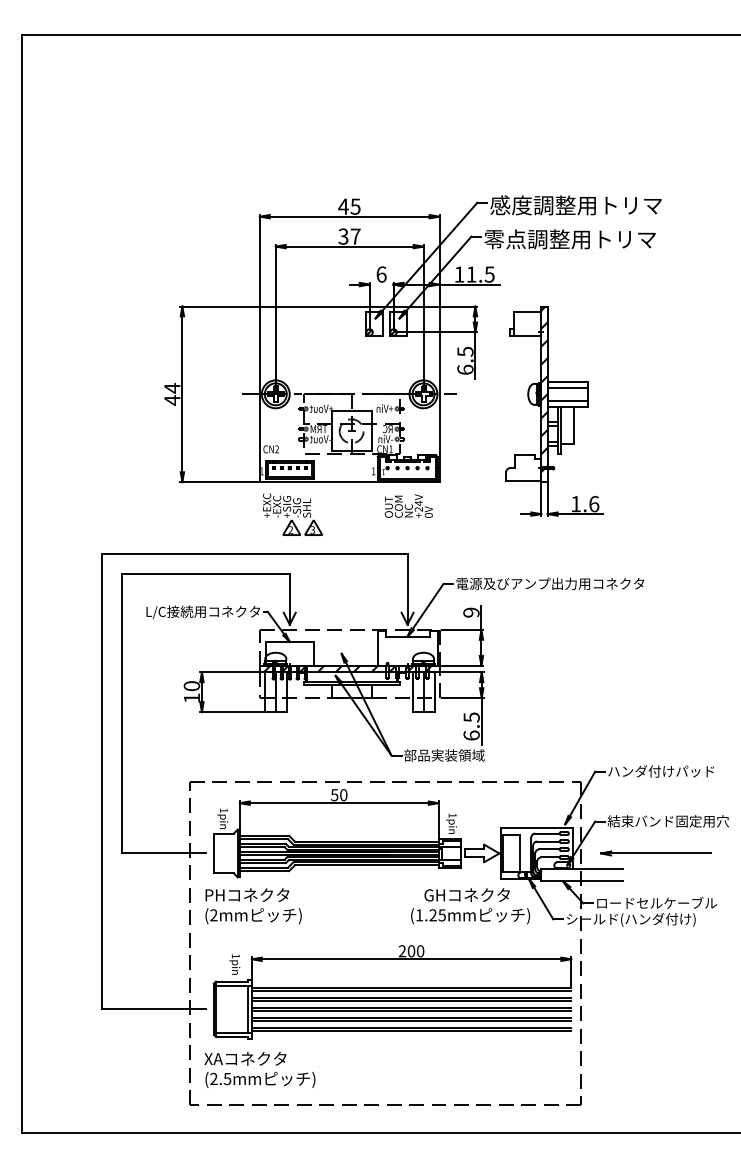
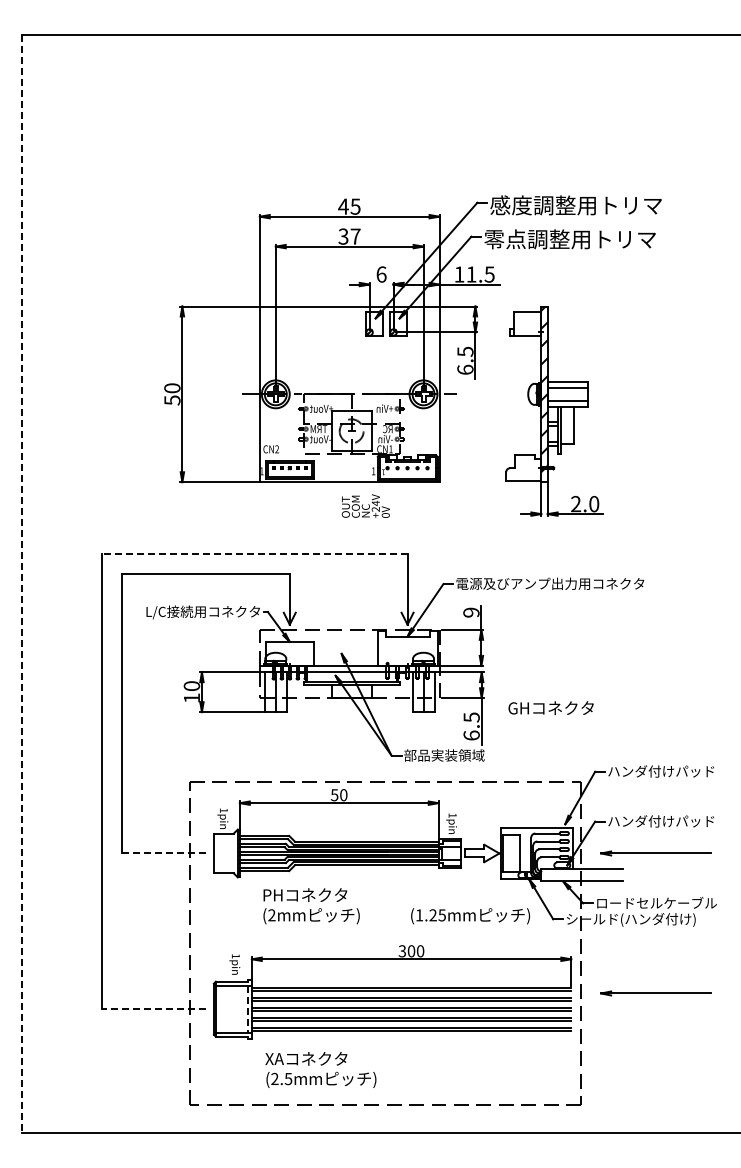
text: 44 -> 50 (172, 394)
text: 1.6 -> 2.0 (585, 503)
text position: (408, 505) -> (365, 505) (365, 505)
part: present -> none (292, 514)
line: solid -> dashed (254, 554)
line: solid -> dashed (22, 583)
hatch: present -> none (347, 668)
text: 結束バンド固定用穴 -> ハンダ付けパッド (667, 821)
line: solid -> dashed (164, 853)
text position: (466, 894) -> (550, 707) (550, 707)
text position: (253, 906) -> (311, 906) (311, 906)
text: 200 -> 300 (402, 951)
part: none -> present (655, 993)
line: solid -> dashed (154, 1009)
line: solid -> dashed (247, 1009)
text position: (259, 1069) -> (320, 1069) (320, 1069)
